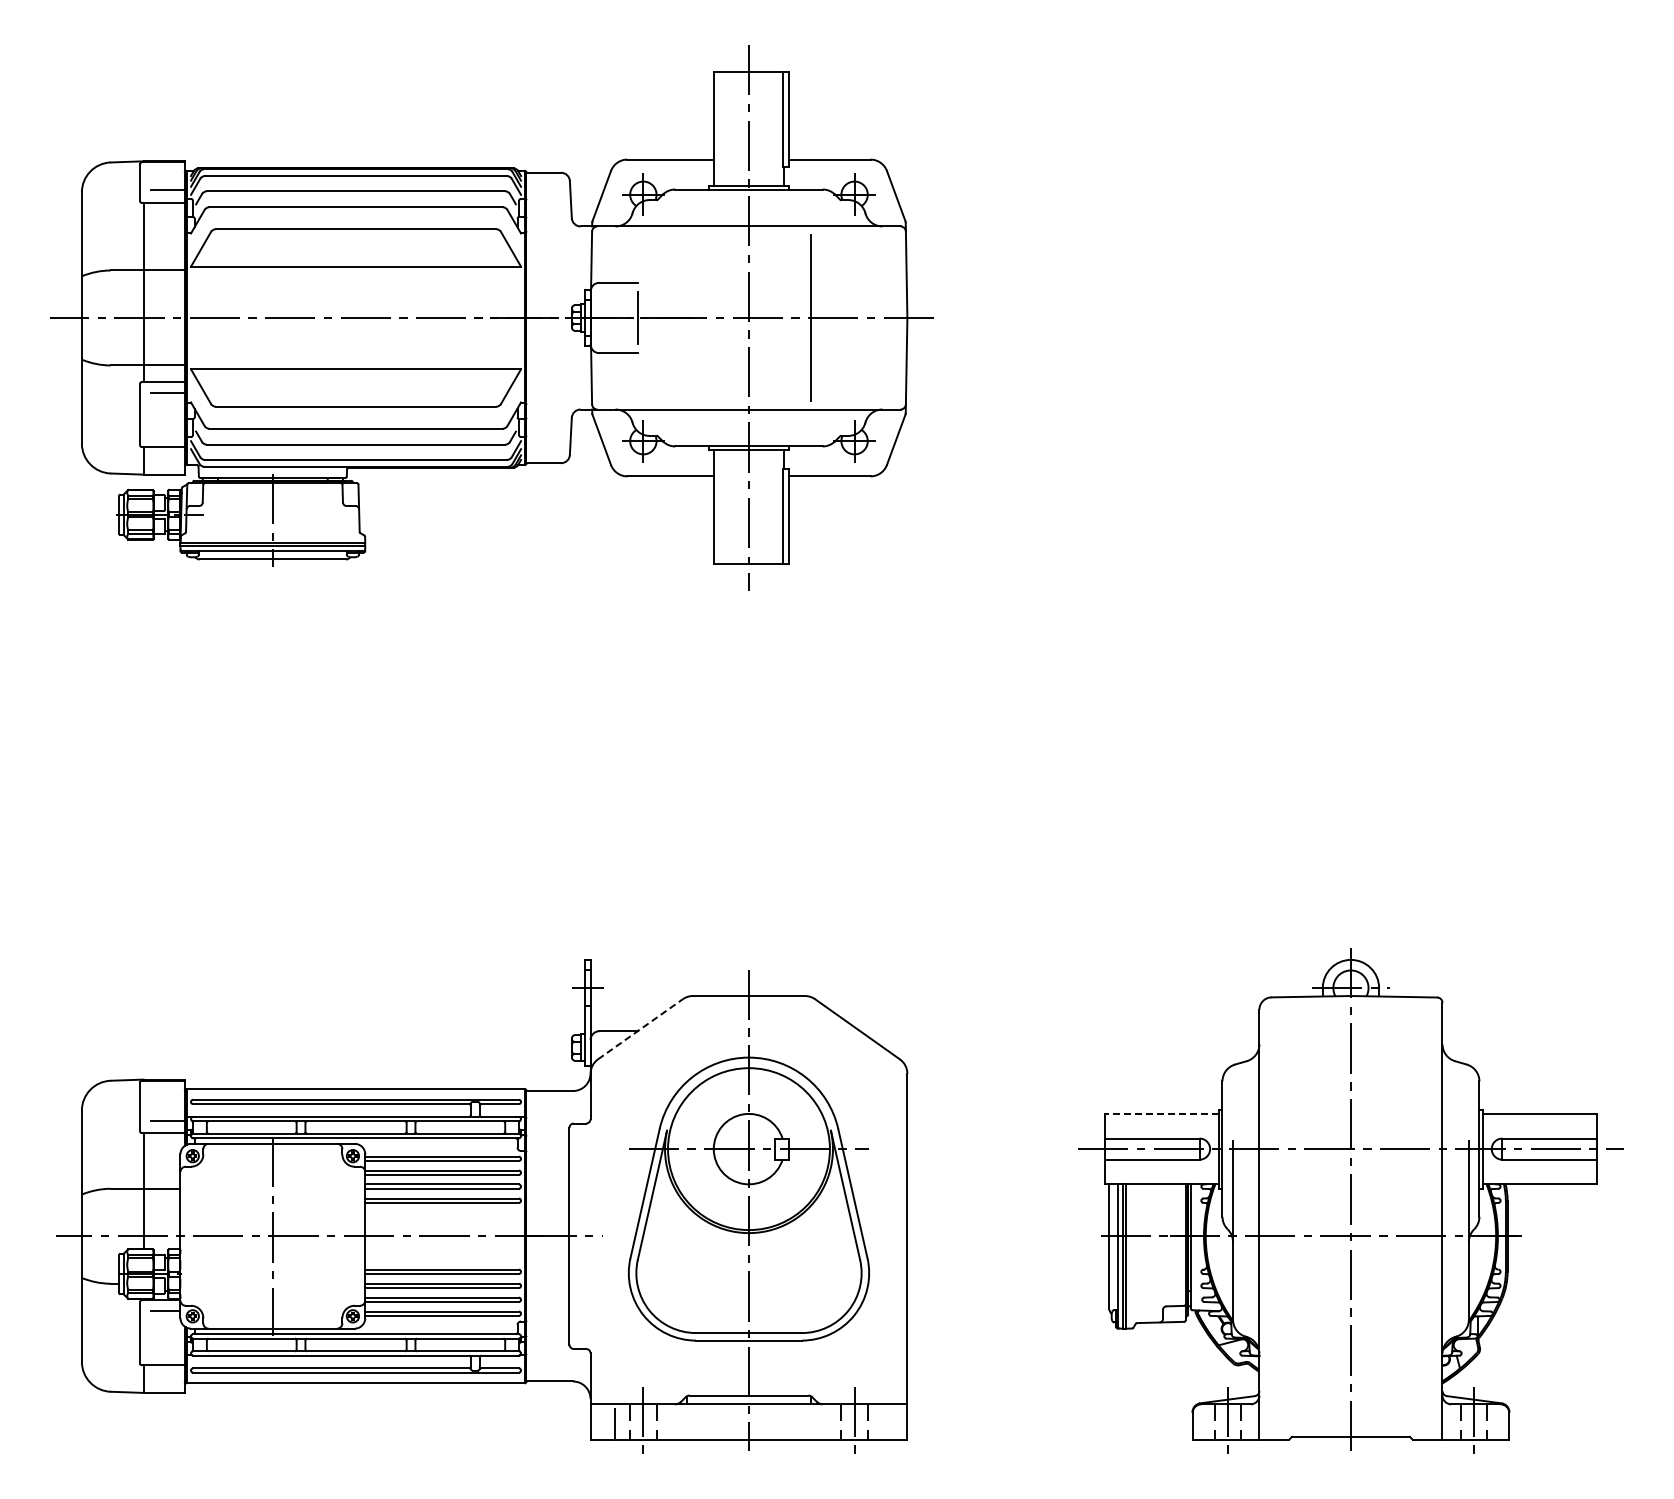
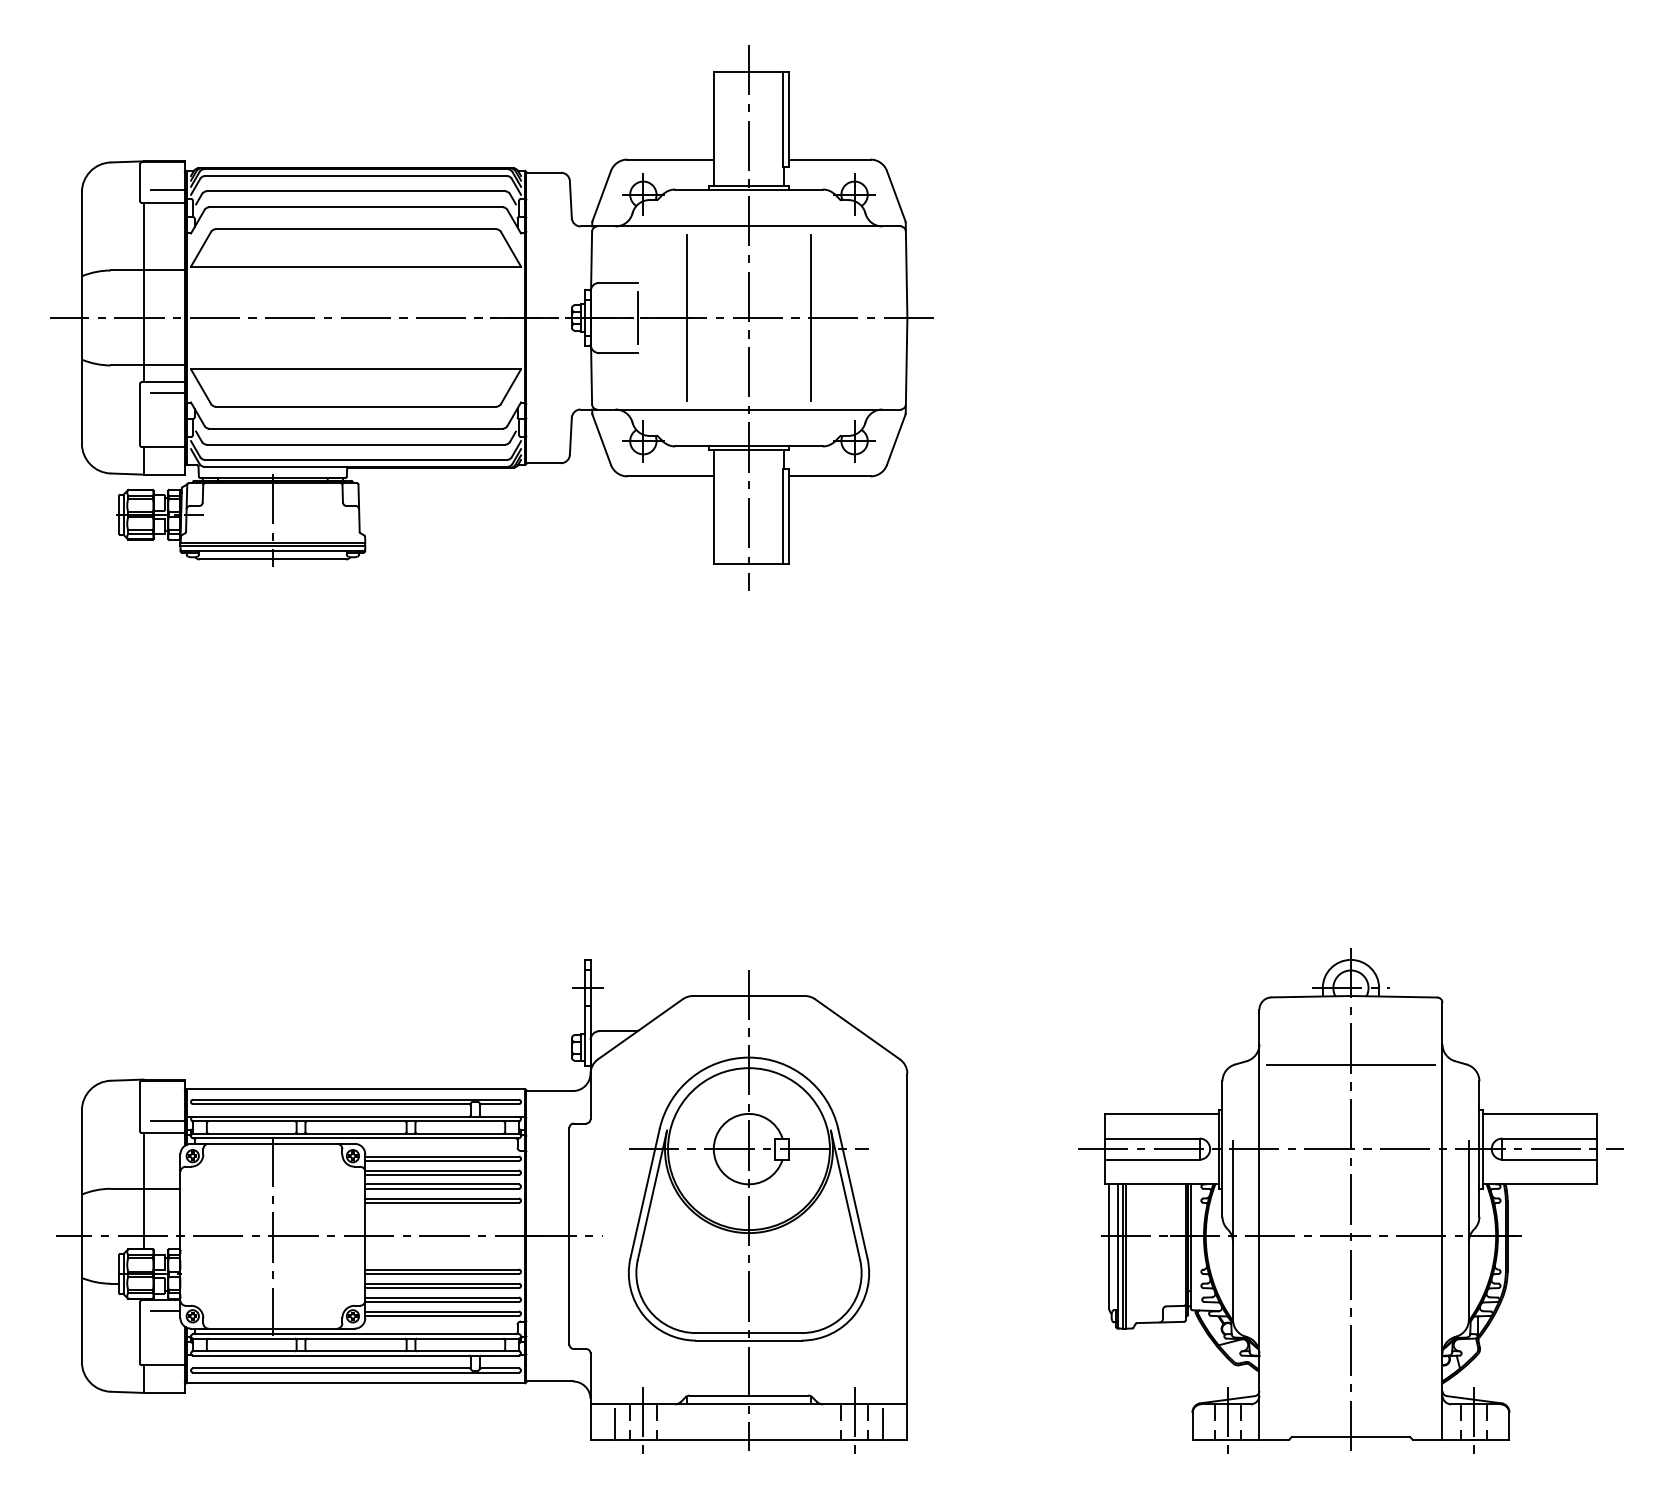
line: none -> present (687, 317)
line: dashed -> solid (640, 1029)
line: none -> present (1350, 1064)
line: dashed -> solid (1161, 1113)
line: none -> present (882, 1424)
